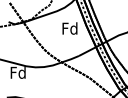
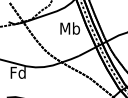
text: Fd -> Mb (69, 28)
